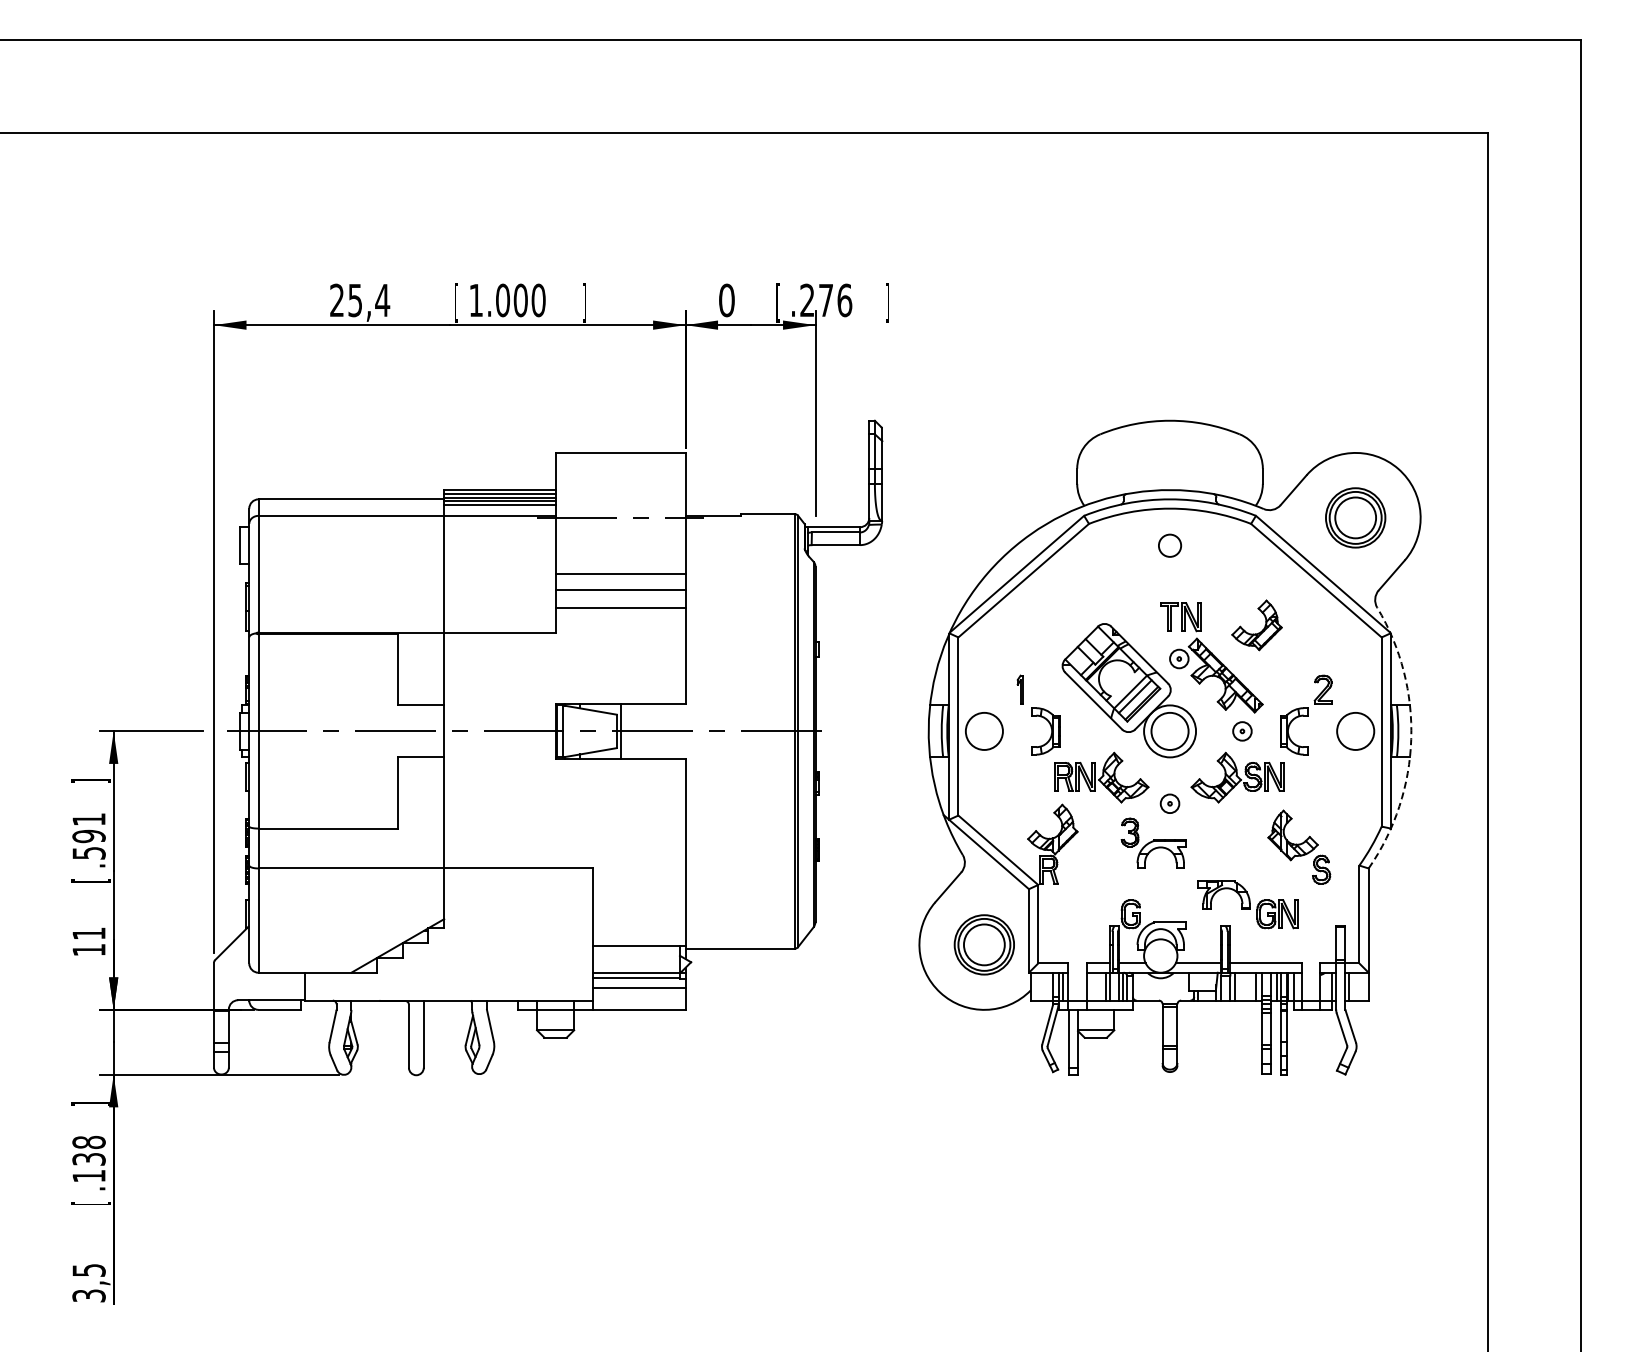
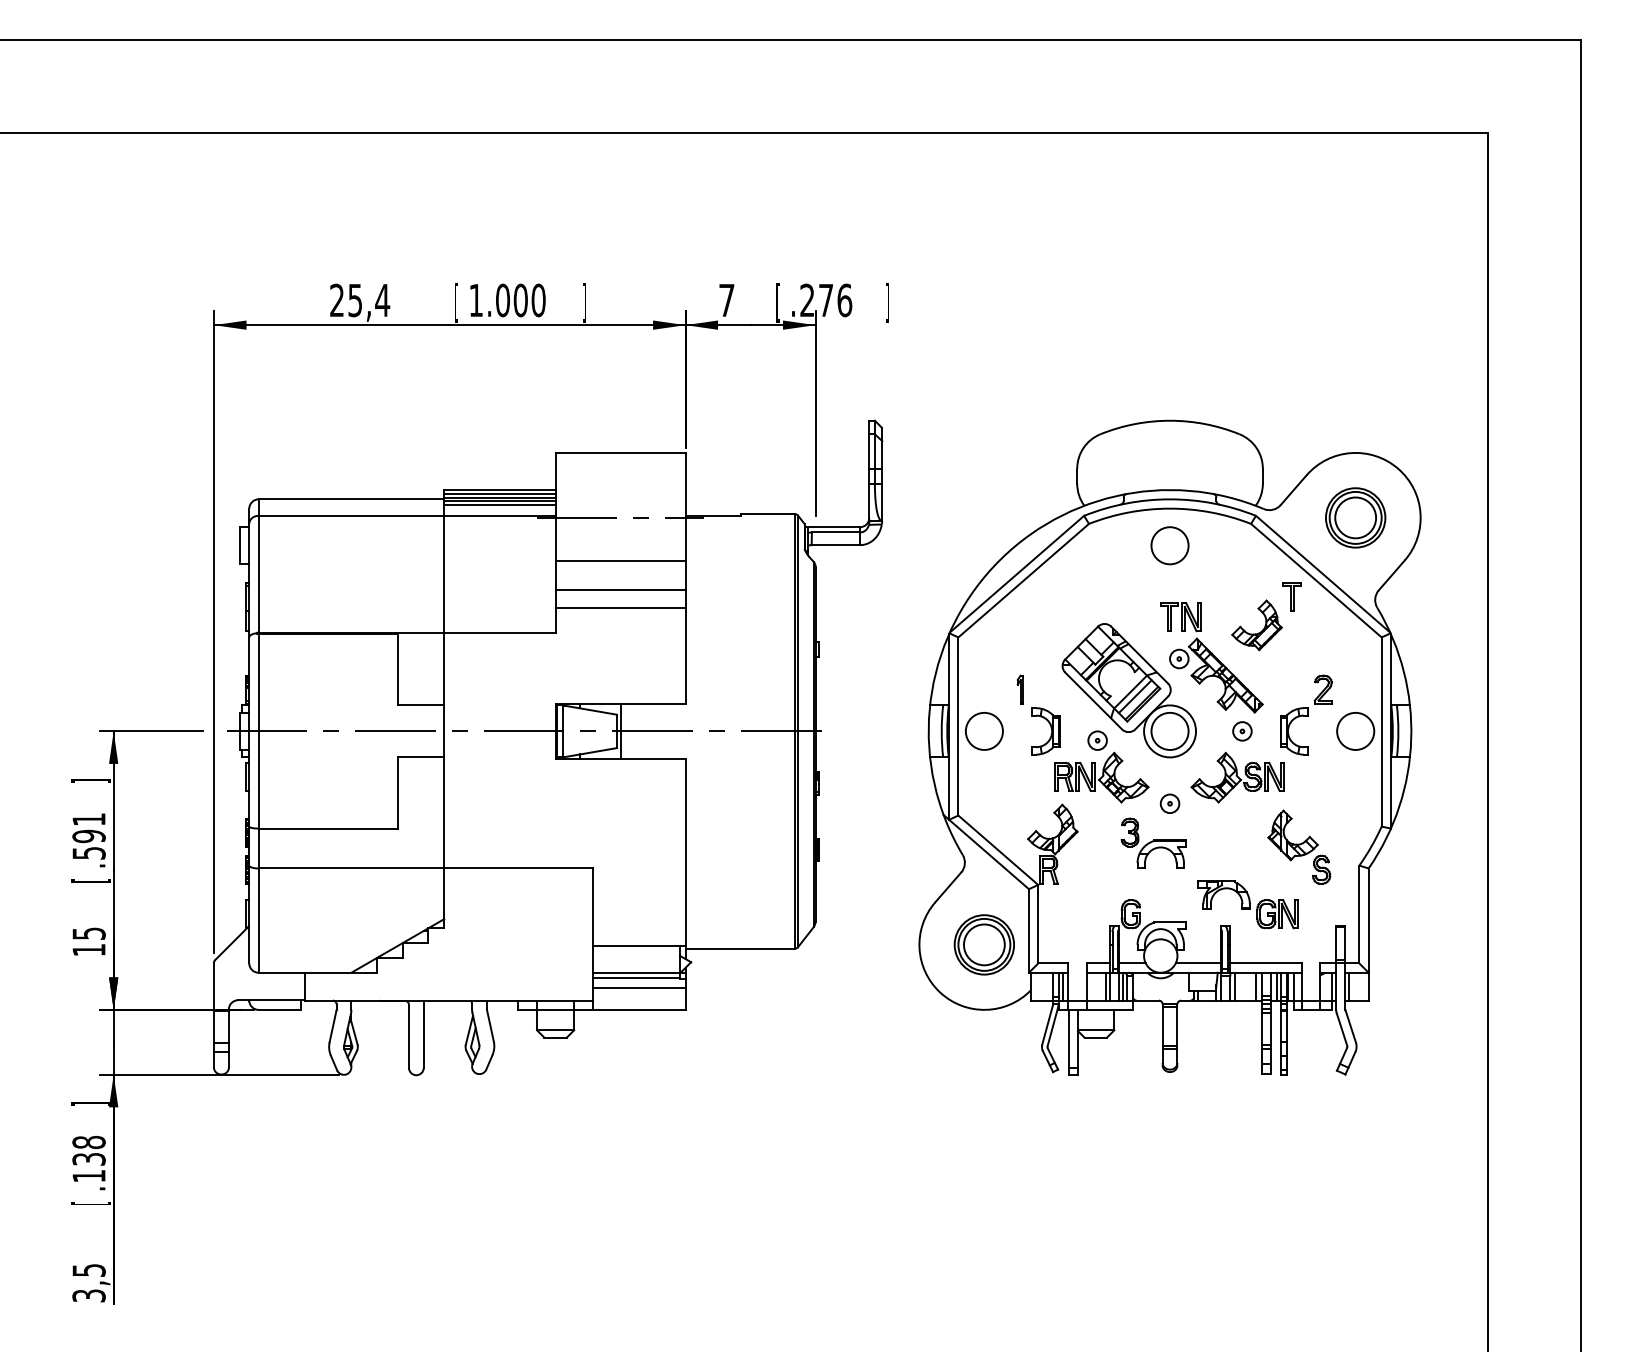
text: 0 -> 7 (726, 300)
circle diameter: 22 px -> 37 px (1169, 545)
line position: (620, 573) -> (620, 560) (620, 560)
part: none -> present (1291, 596)
arc: dashed -> solid (1411, 739)
part: none -> present (1097, 740)
text: 11 -> 15 (88, 933)
